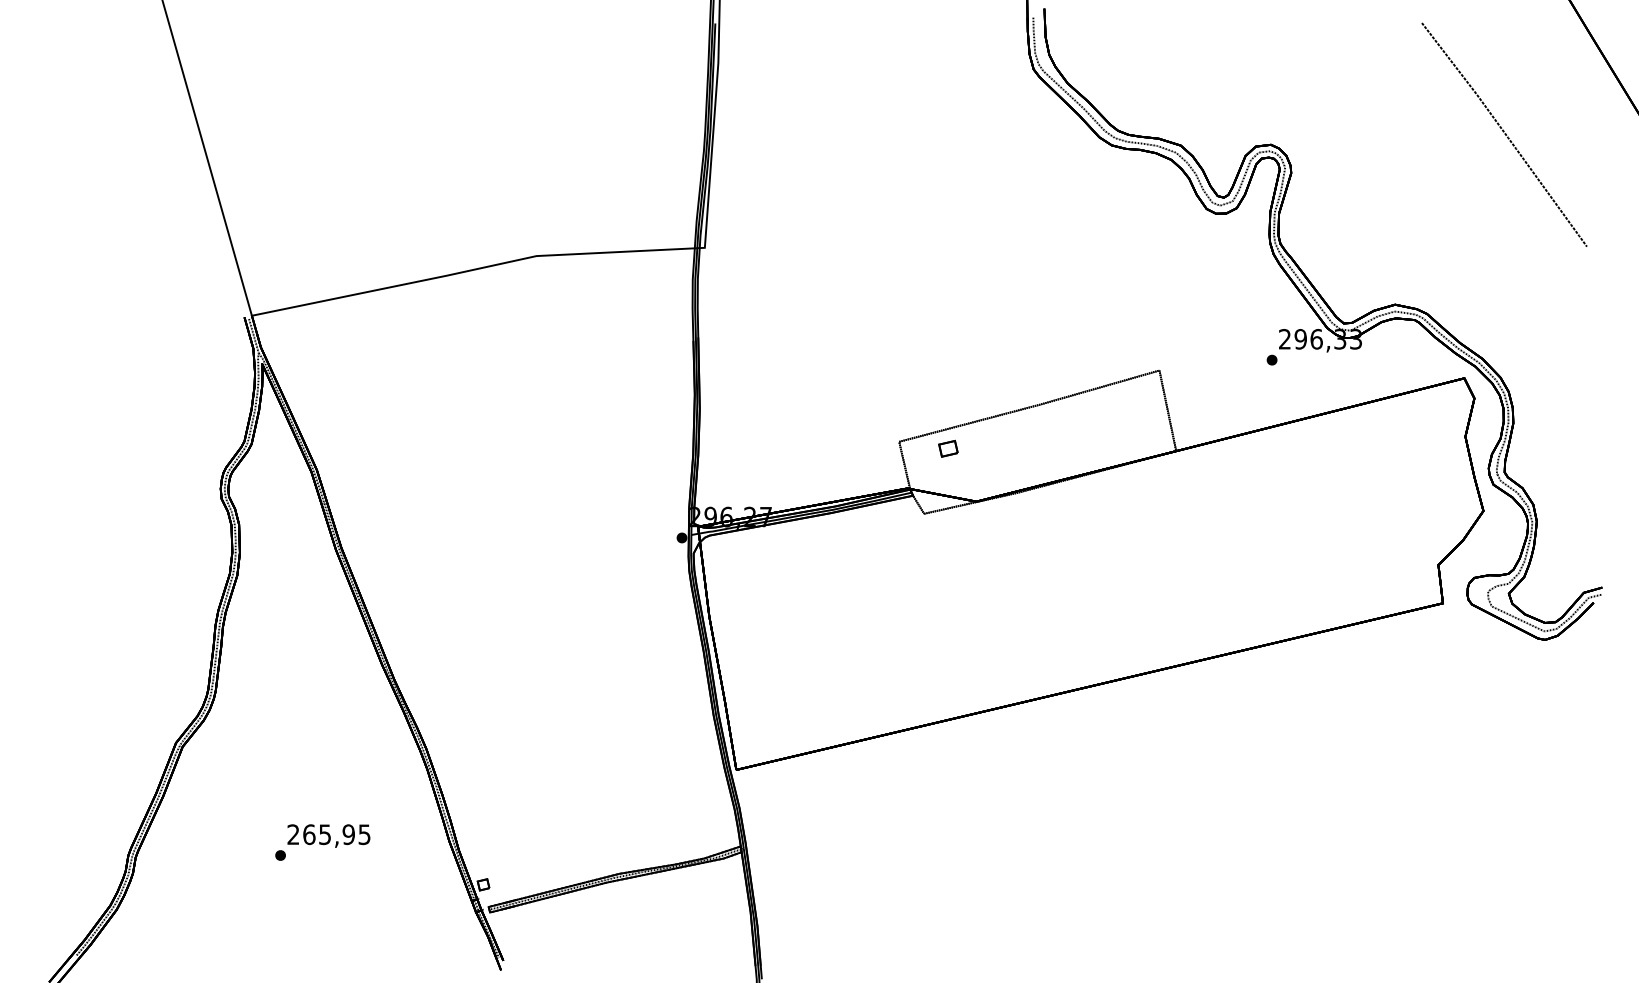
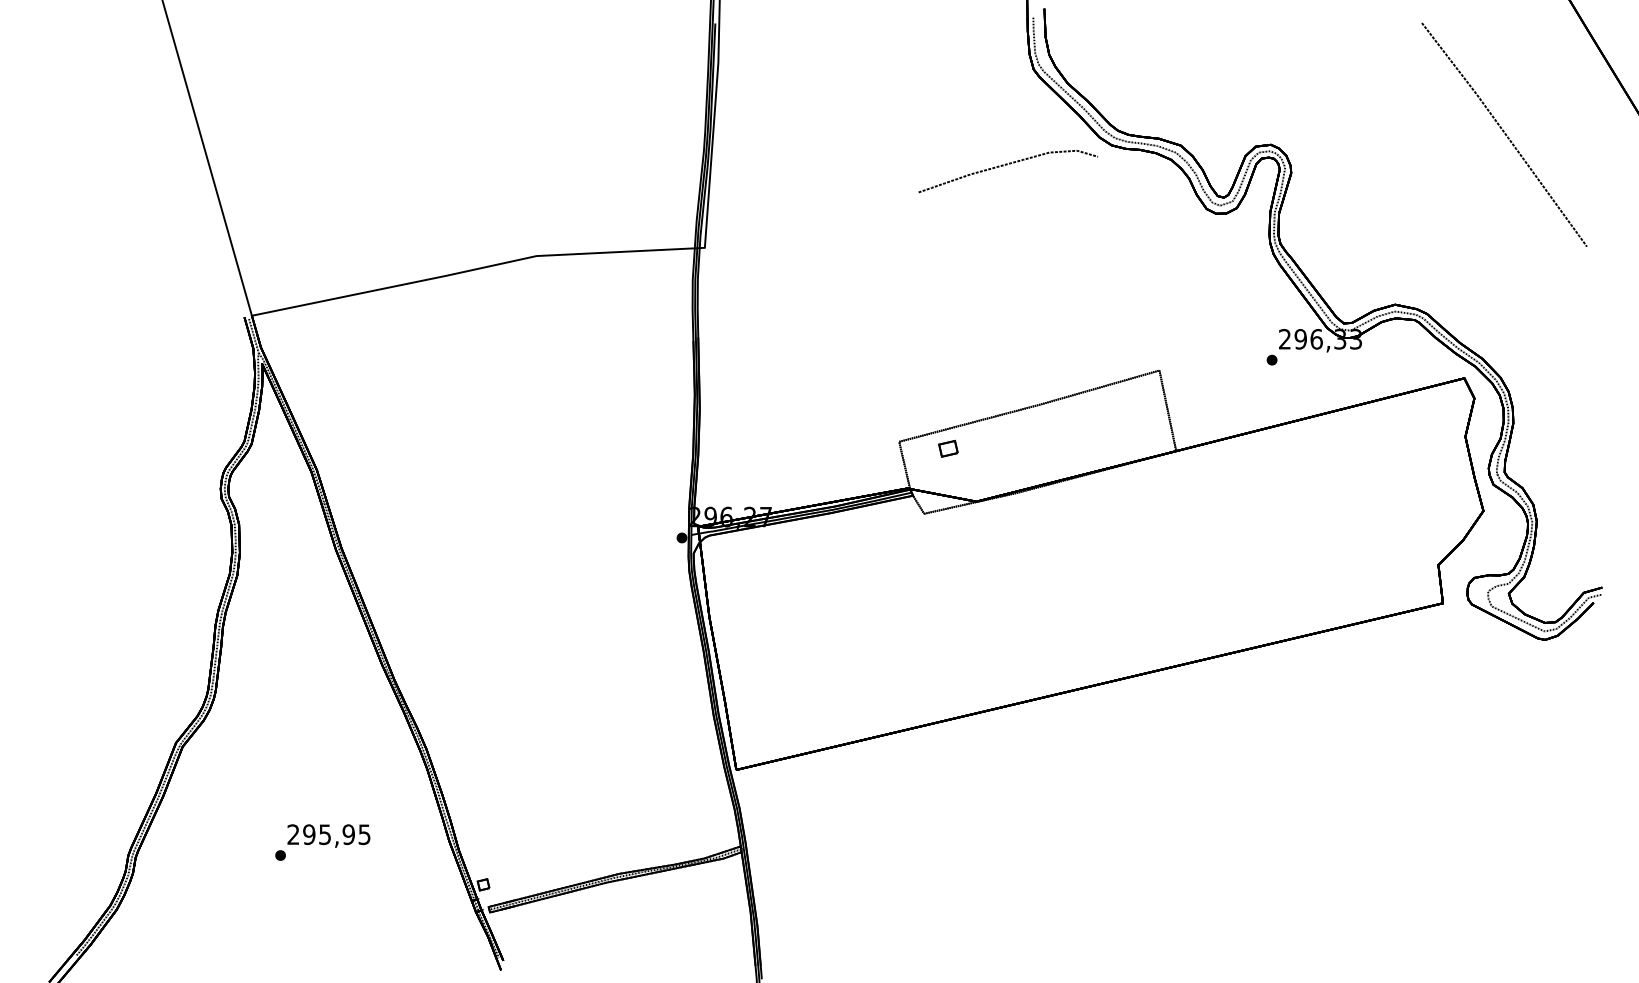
curve: none -> present (1007, 165)
text: 265,95 -> 295,95 (309, 834)
